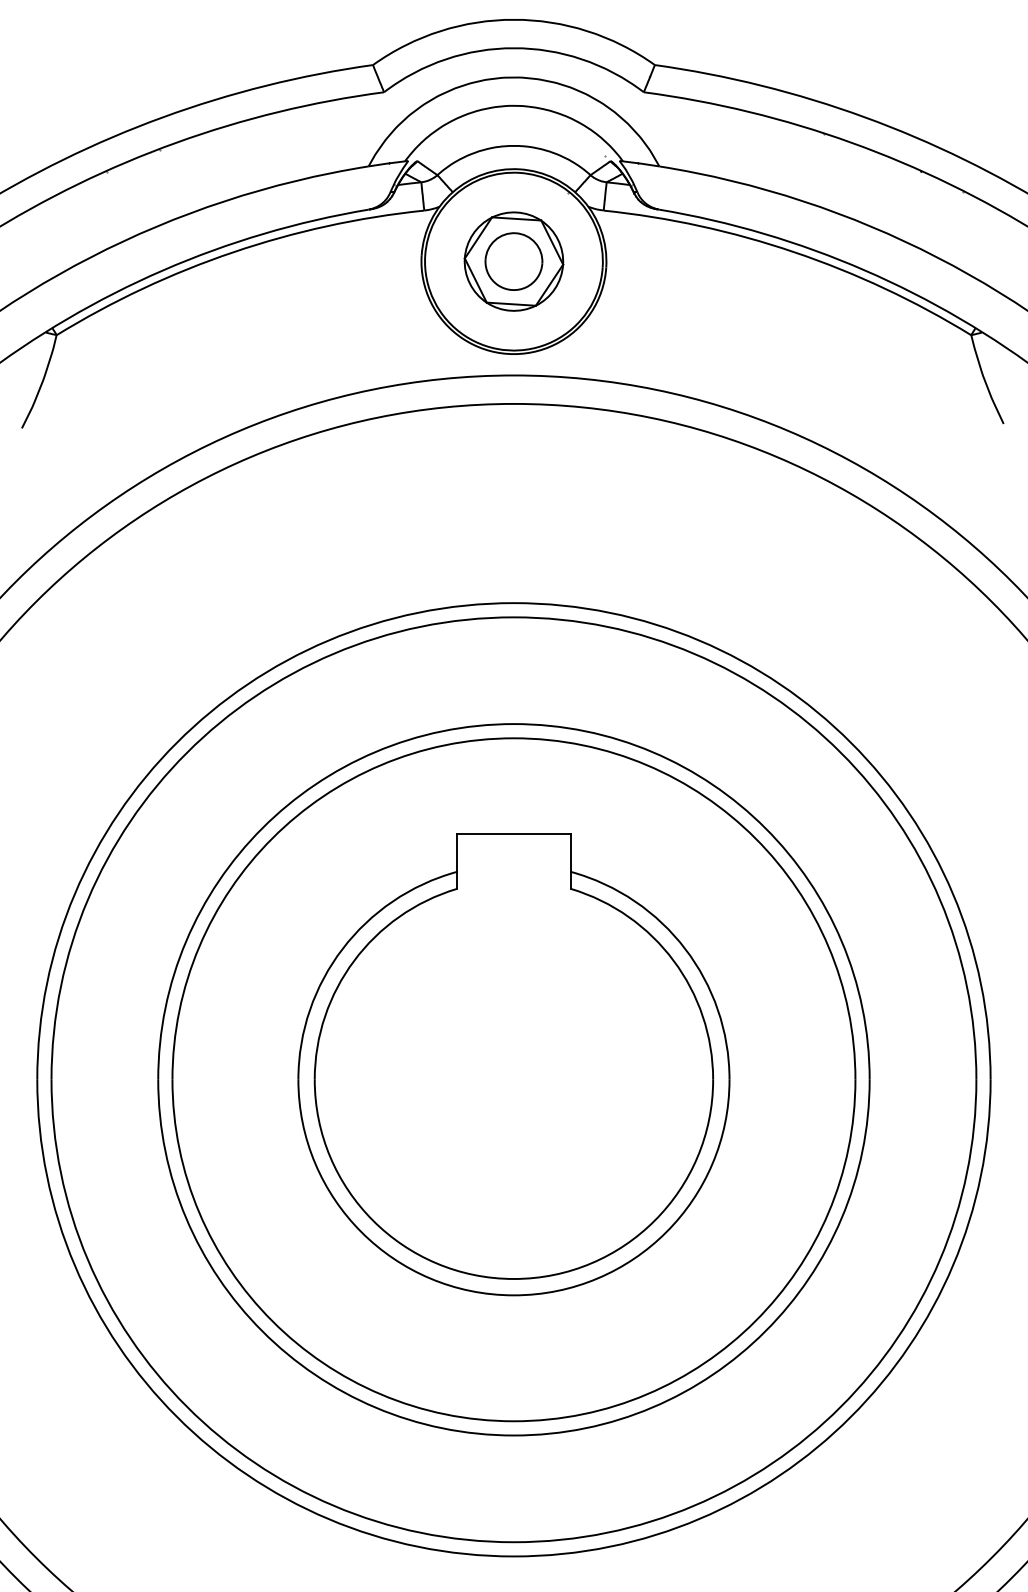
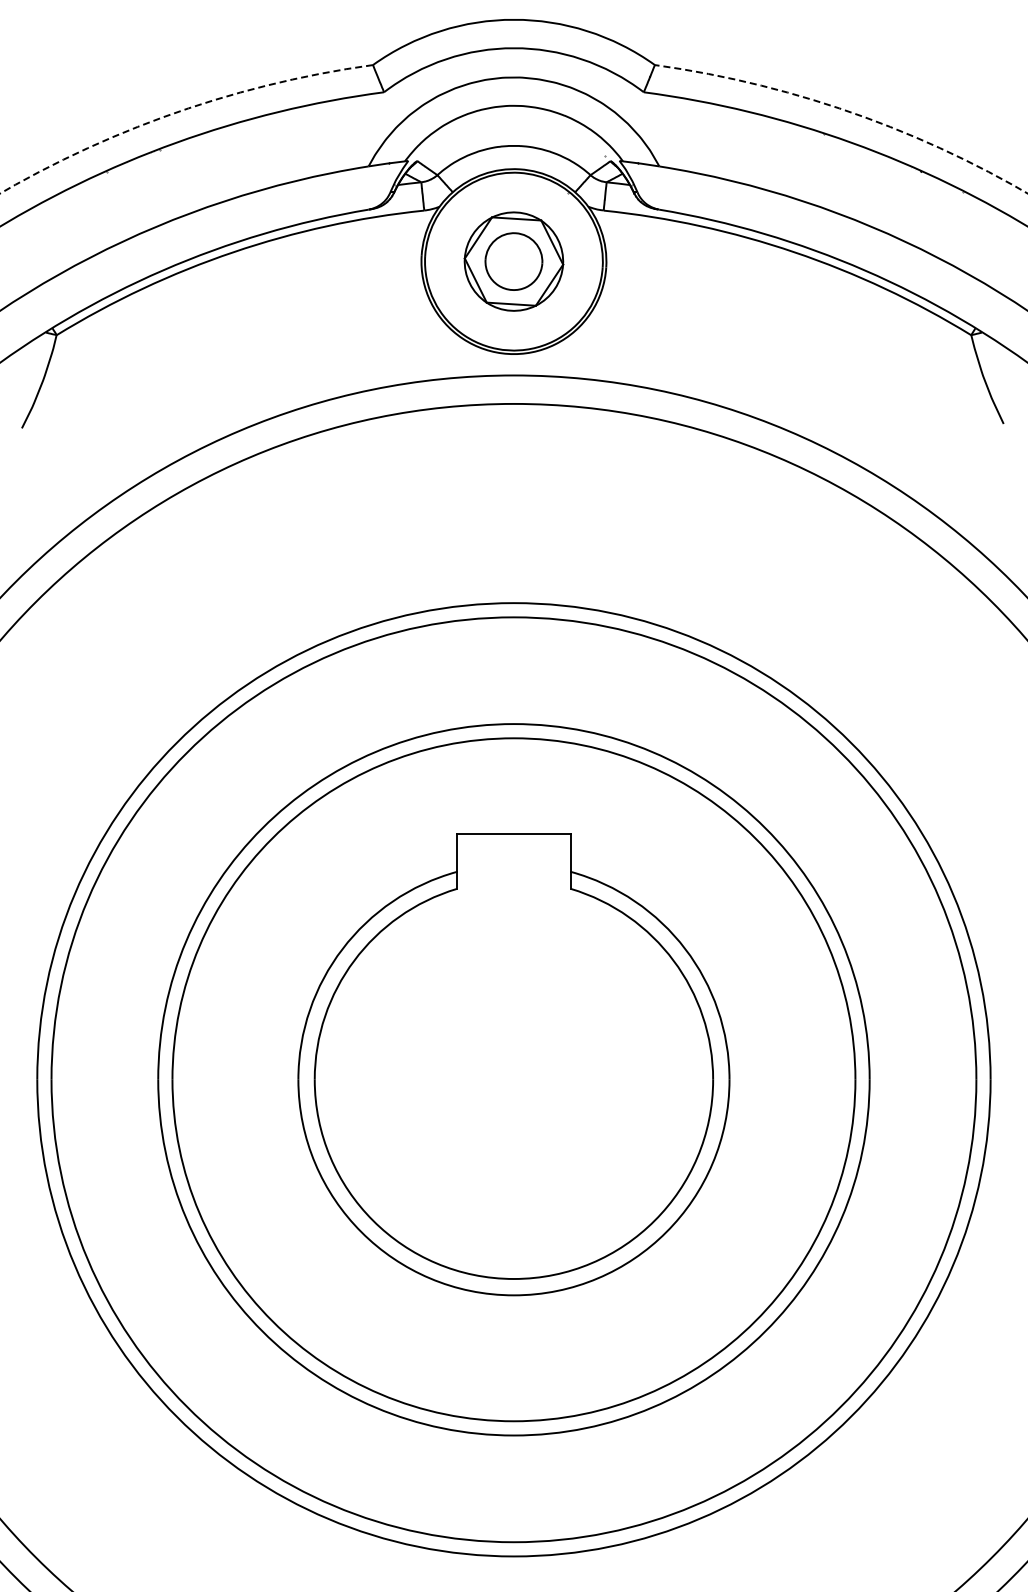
arc: solid -> dashed (180, 111)
arc: solid -> dashed (847, 111)
